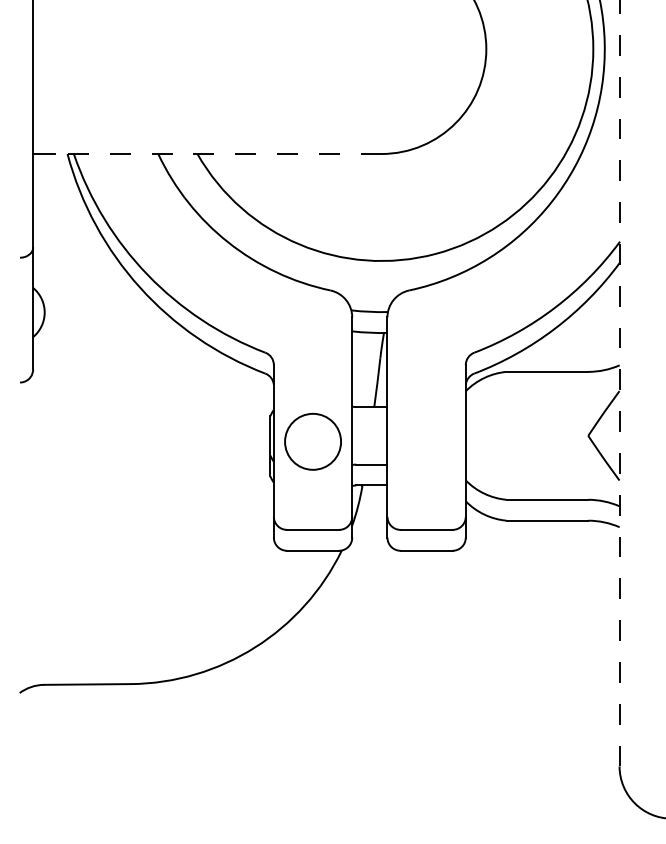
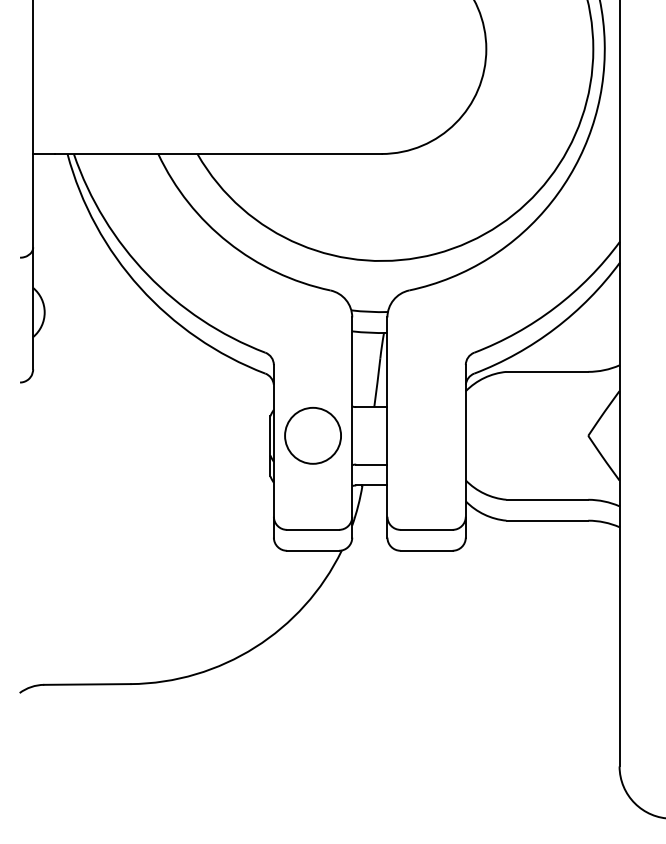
line: dashed -> solid (217, 154)
line: dashed -> solid (619, 383)
circle position: (312, 441) -> (312, 435) (312, 435)
